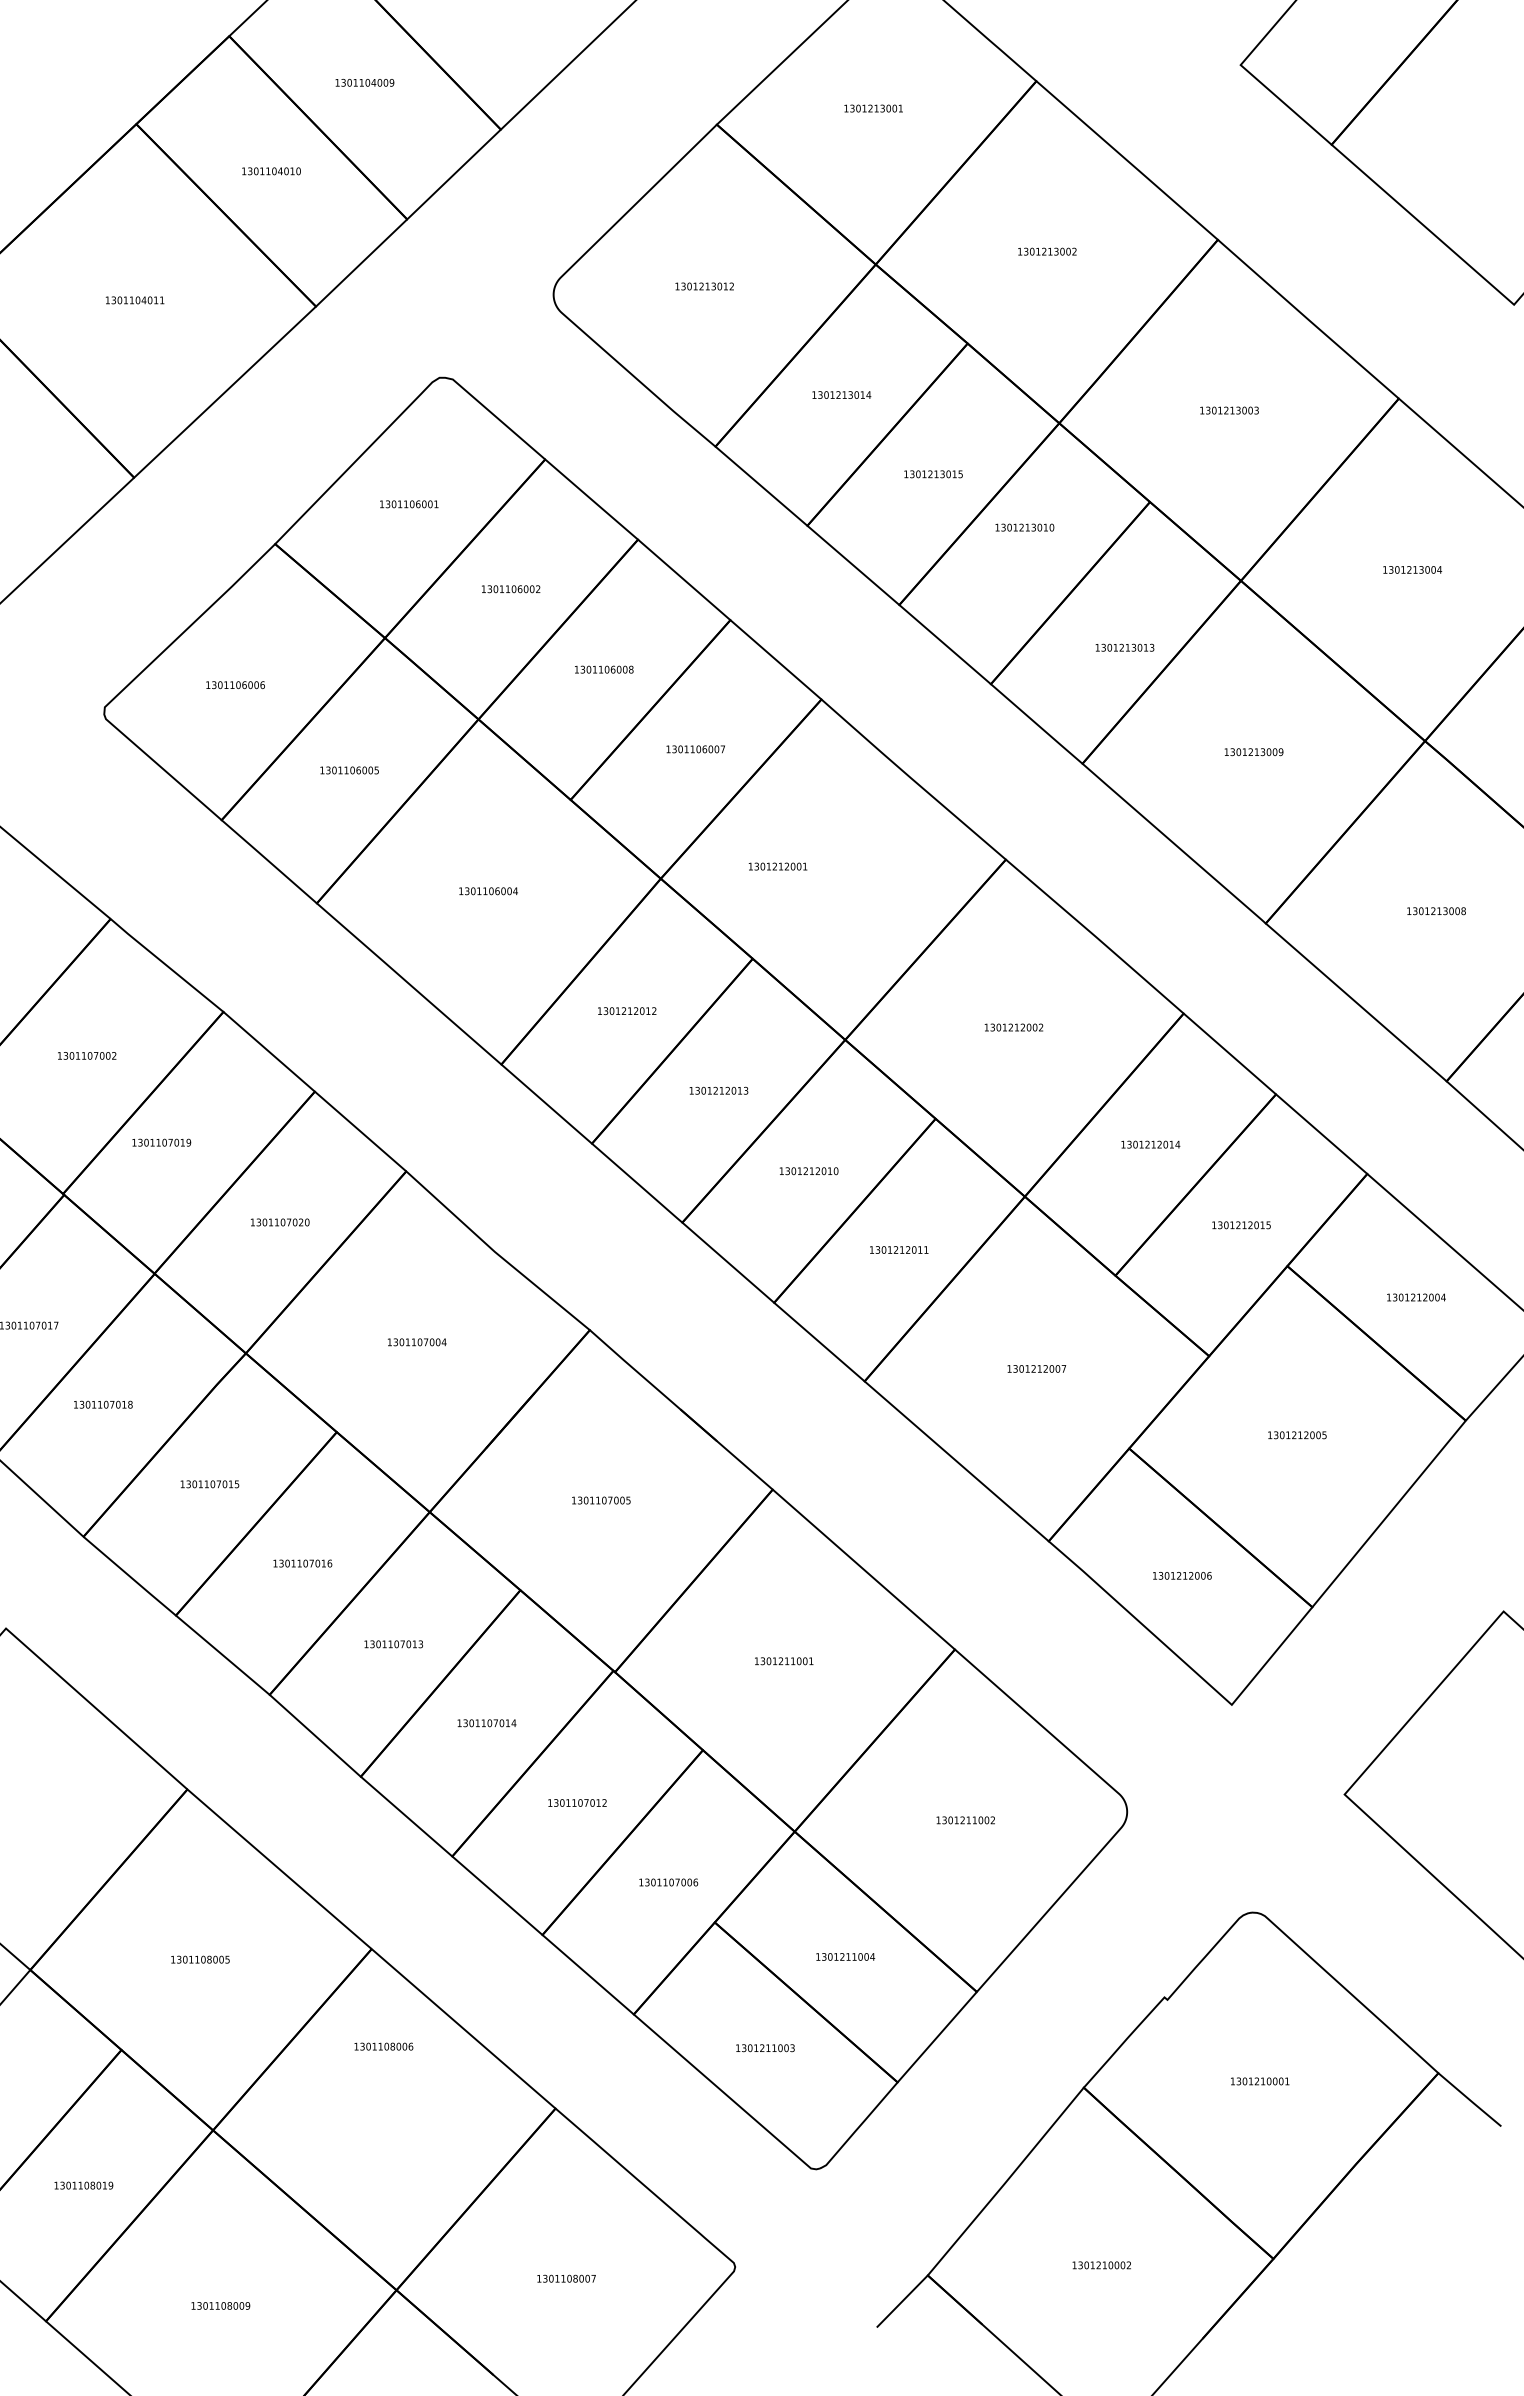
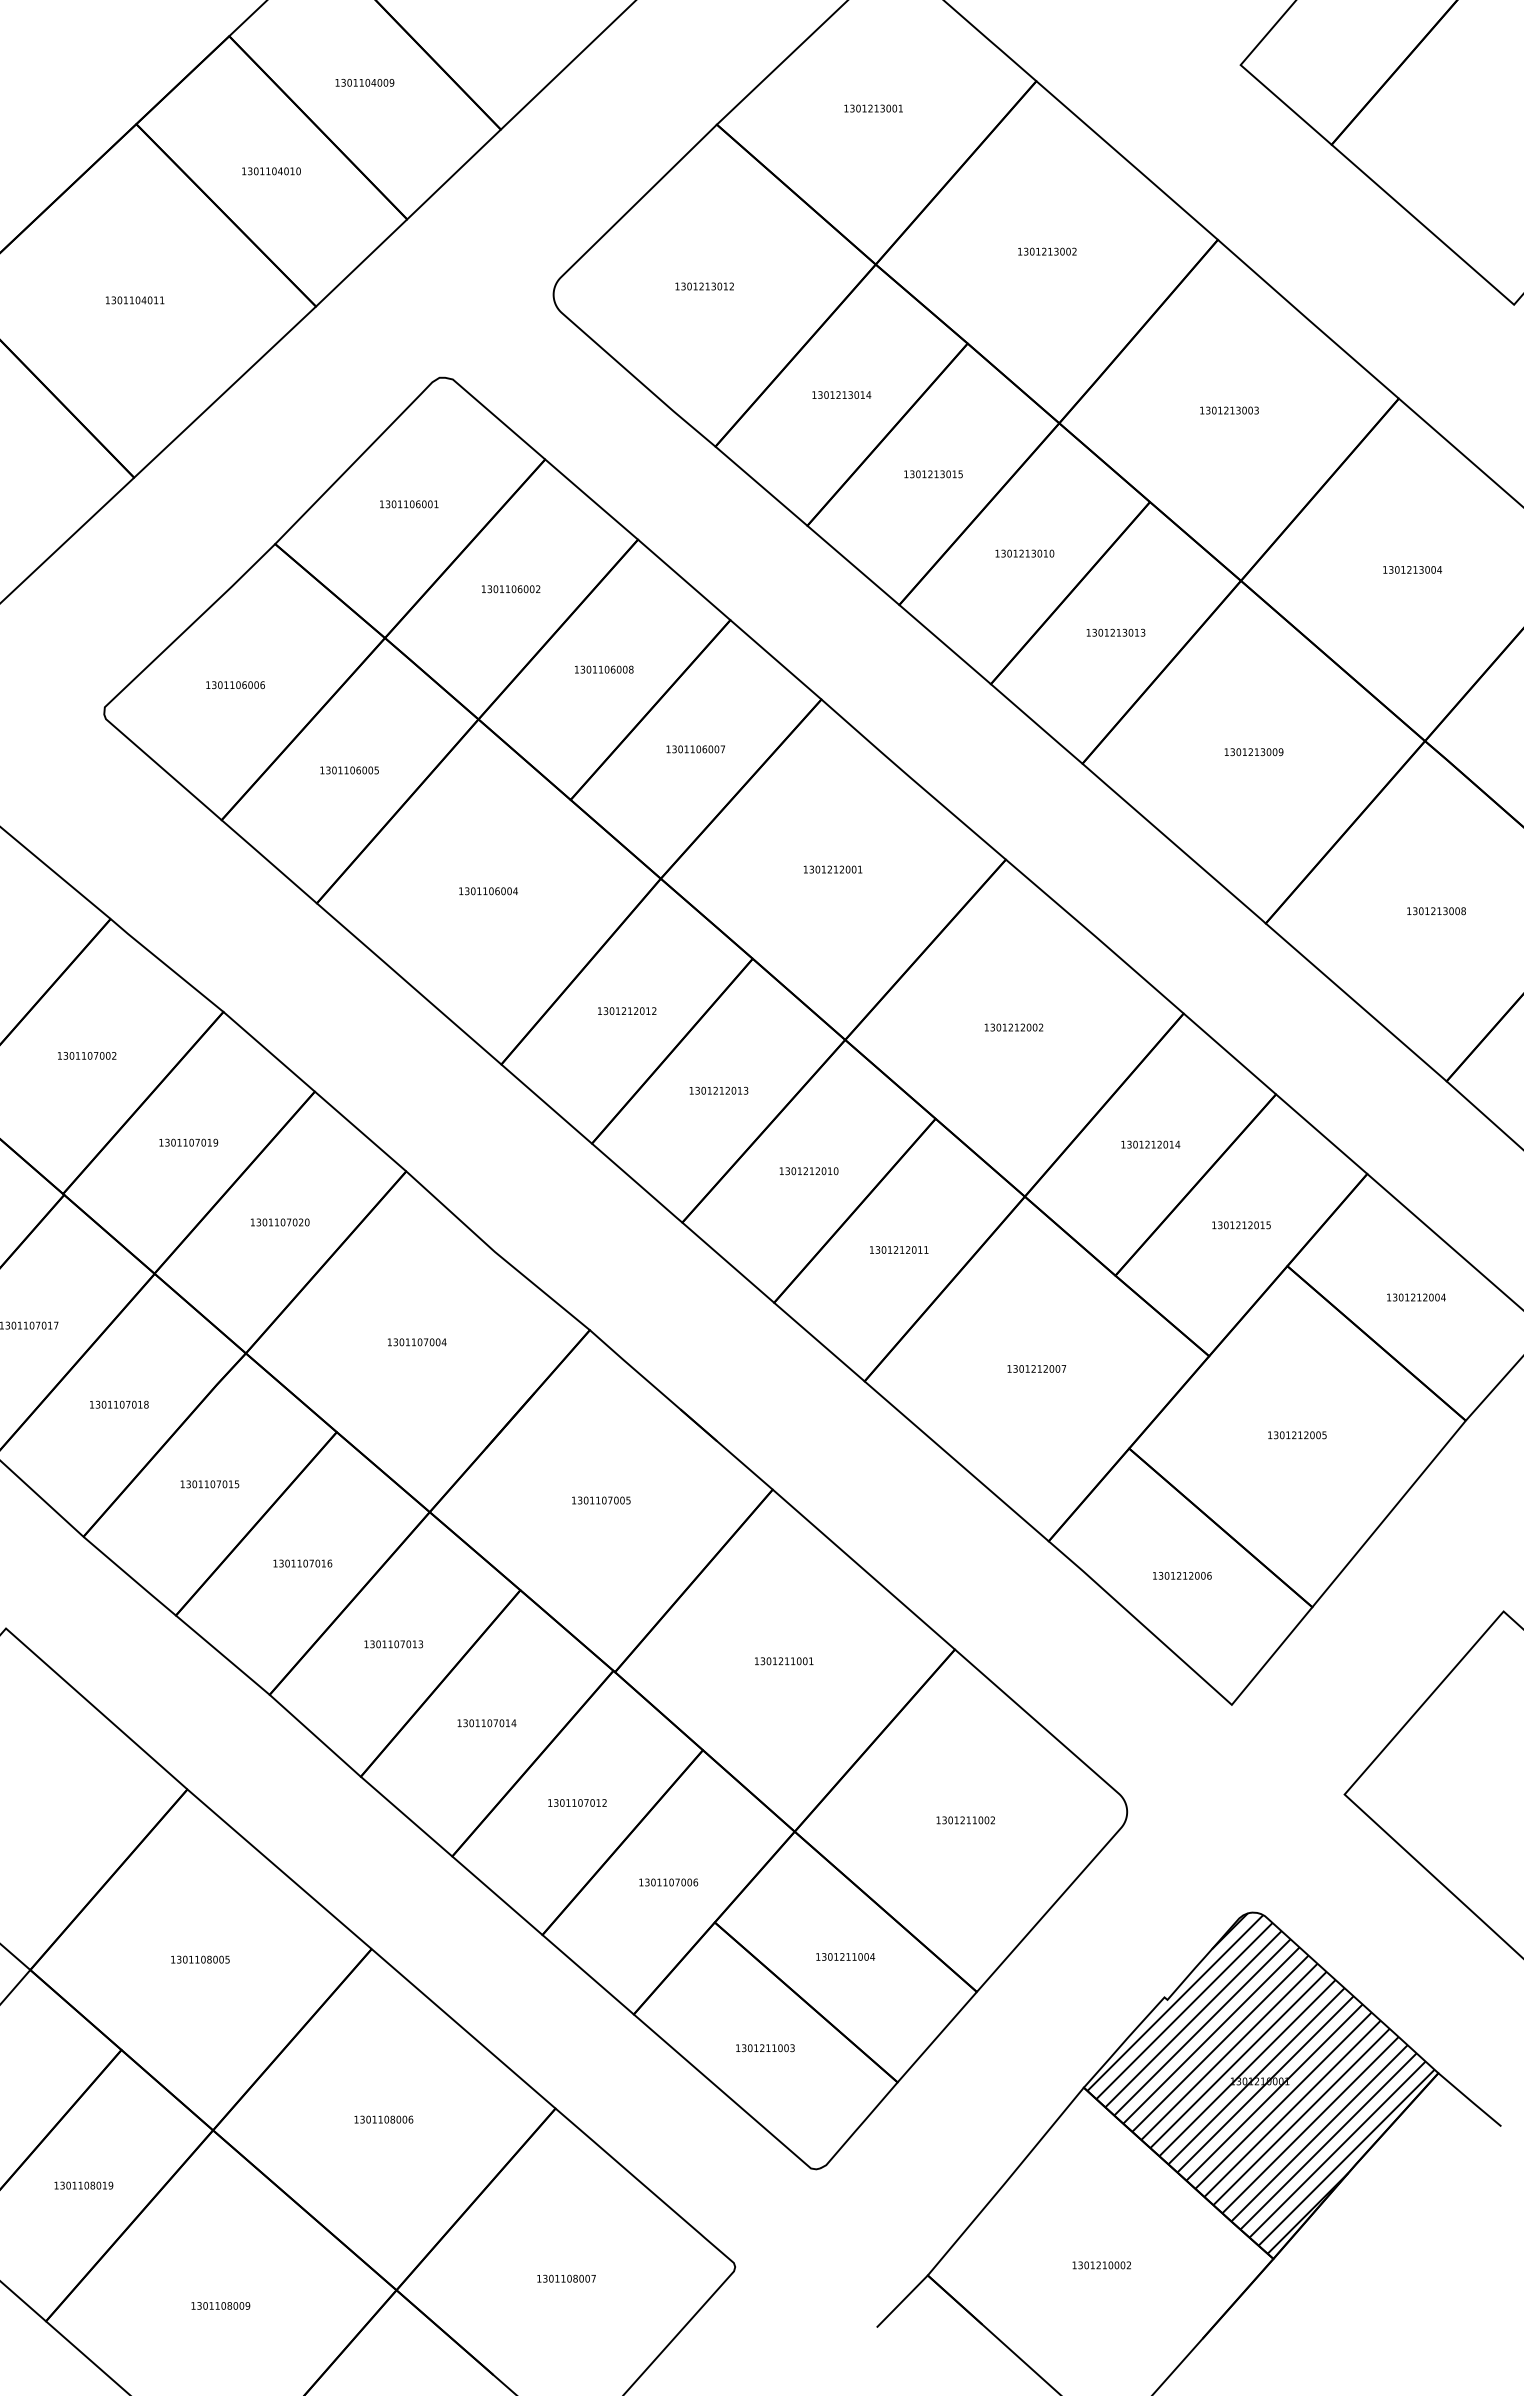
text position: (1024, 527) -> (1024, 553) (1024, 553)
text position: (1124, 647) -> (1115, 632) (1115, 632)
text position: (777, 866) -> (832, 869) (832, 869)
text position: (161, 1142) -> (188, 1142) (188, 1142)
text position: (103, 1404) -> (119, 1404) (119, 1404)
text position: (383, 2046) -> (383, 2119) (383, 2119)
hatch: none -> present (1260, 2083)
